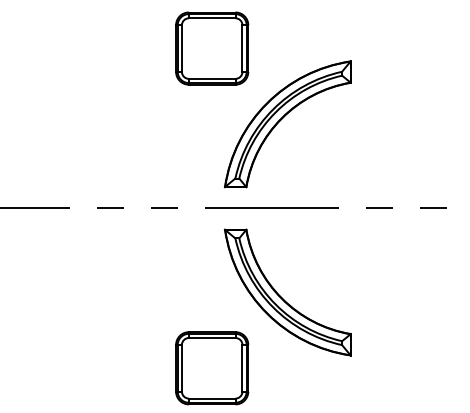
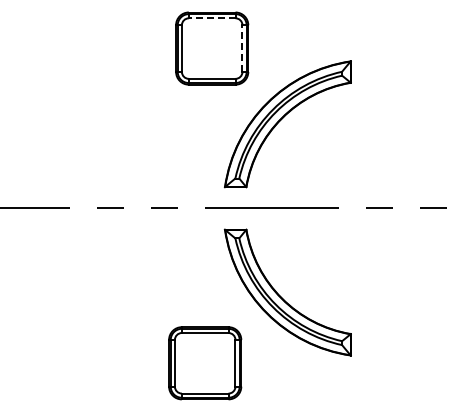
line: solid -> dashed (211, 18)
line: solid -> dashed (242, 48)
part position: (212, 368) -> (205, 363) (205, 363)
